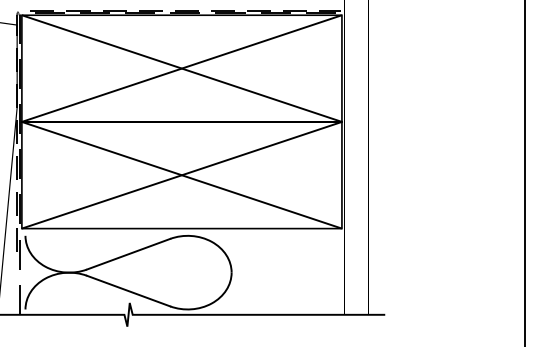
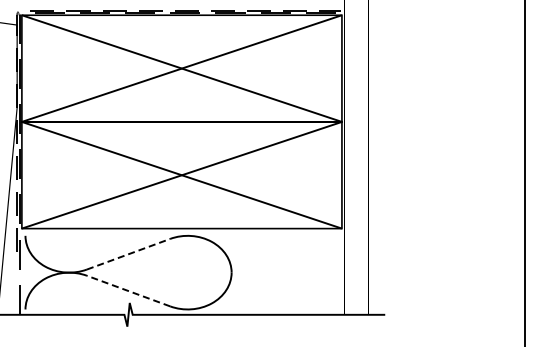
line: solid -> dashed (129, 254)
line: solid -> dashed (128, 290)
